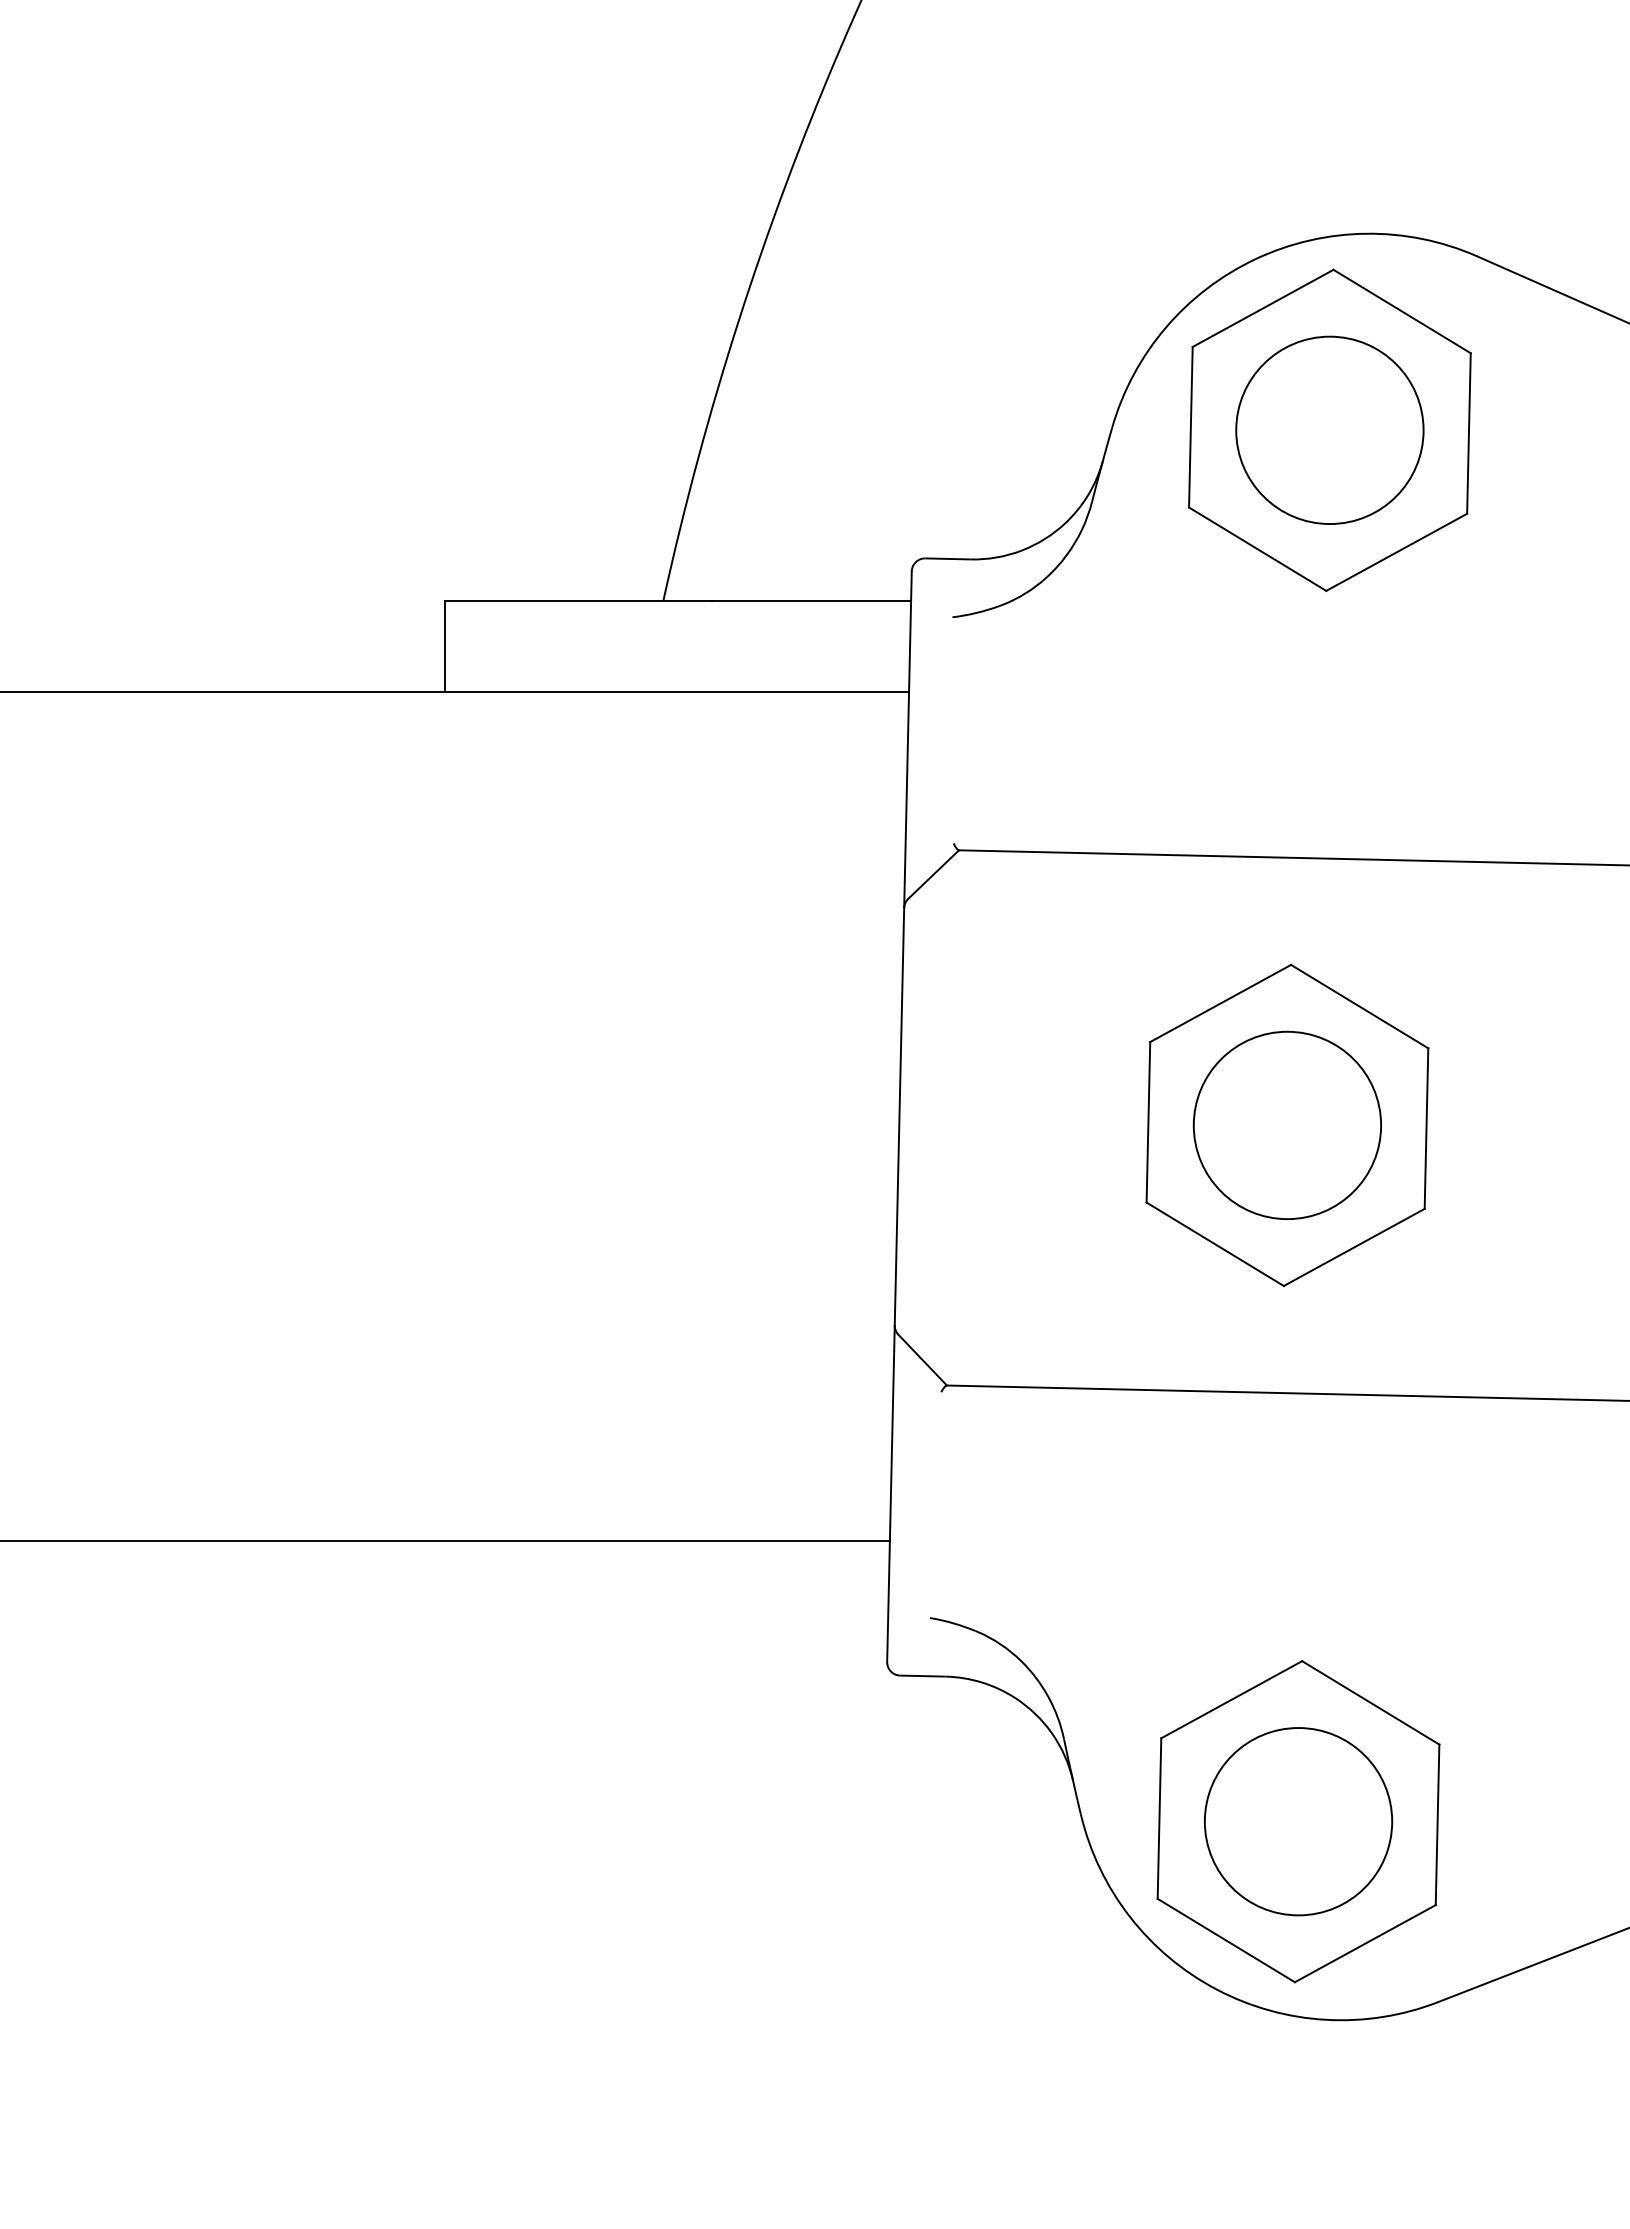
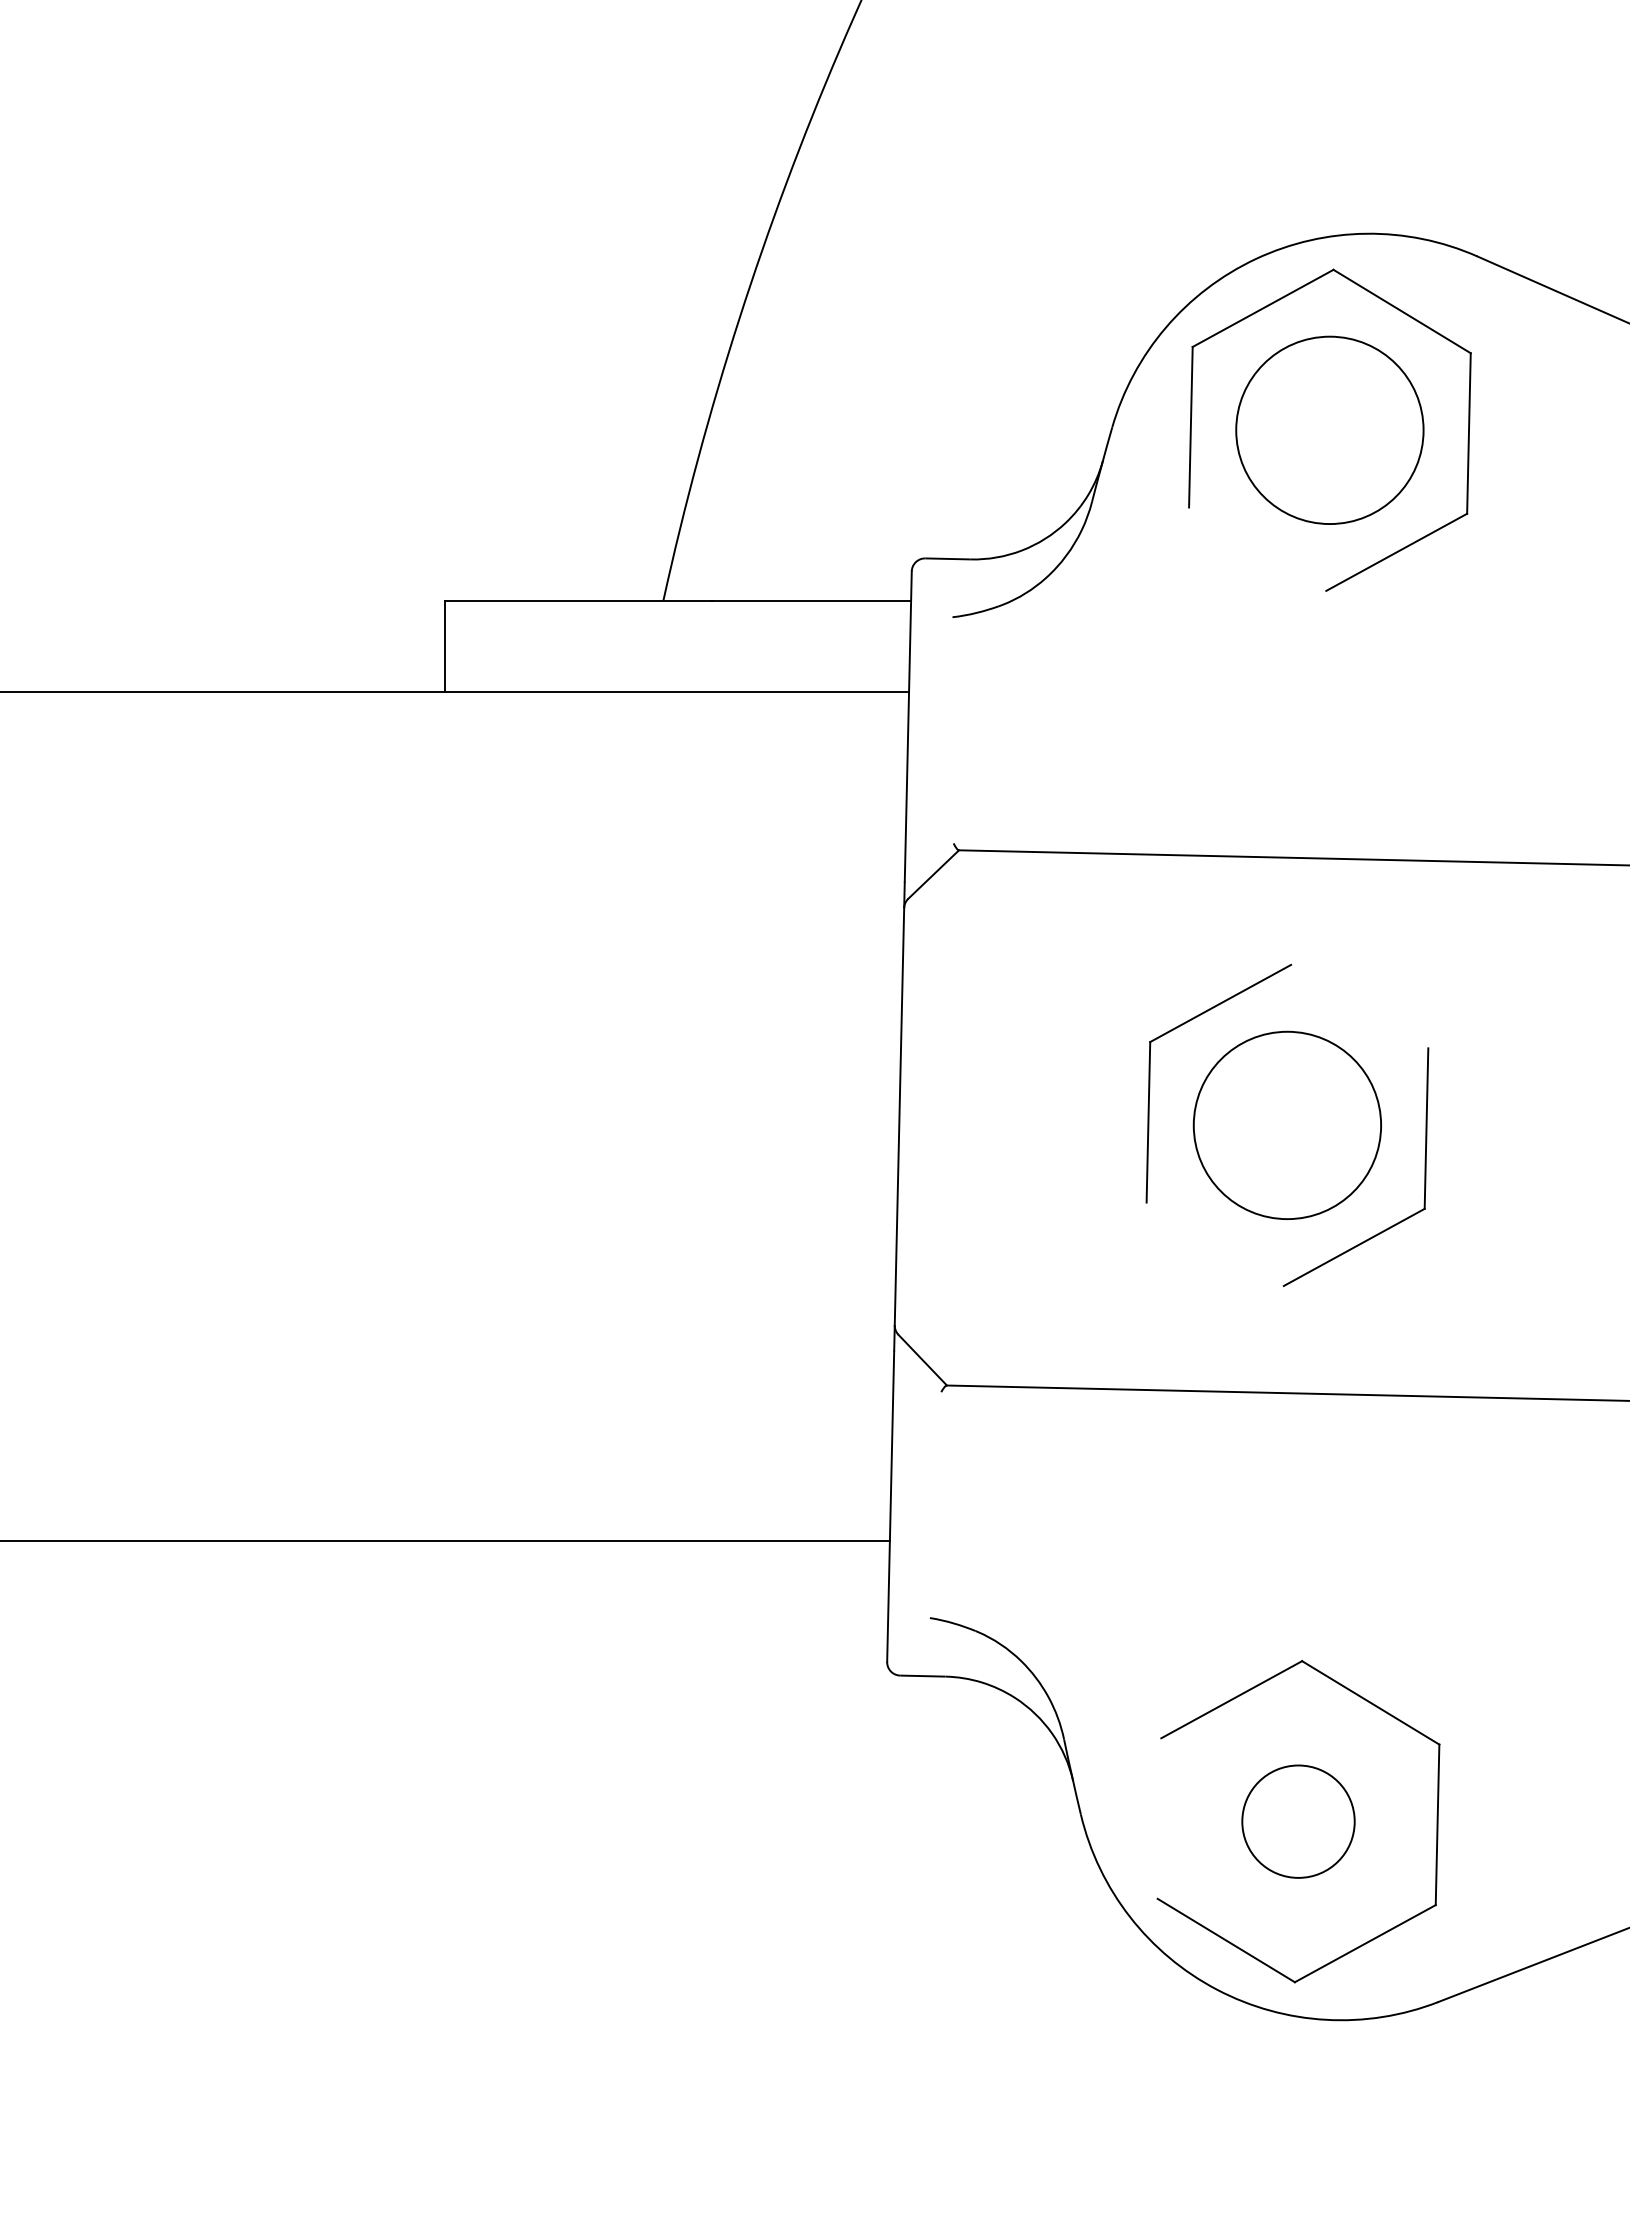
line: present -> none (1257, 548)
line: present -> none (1359, 1006)
line: present -> none (1214, 1244)
line: present -> none (1159, 1818)
circle diameter: 187 px -> 112 px (1298, 1821)
